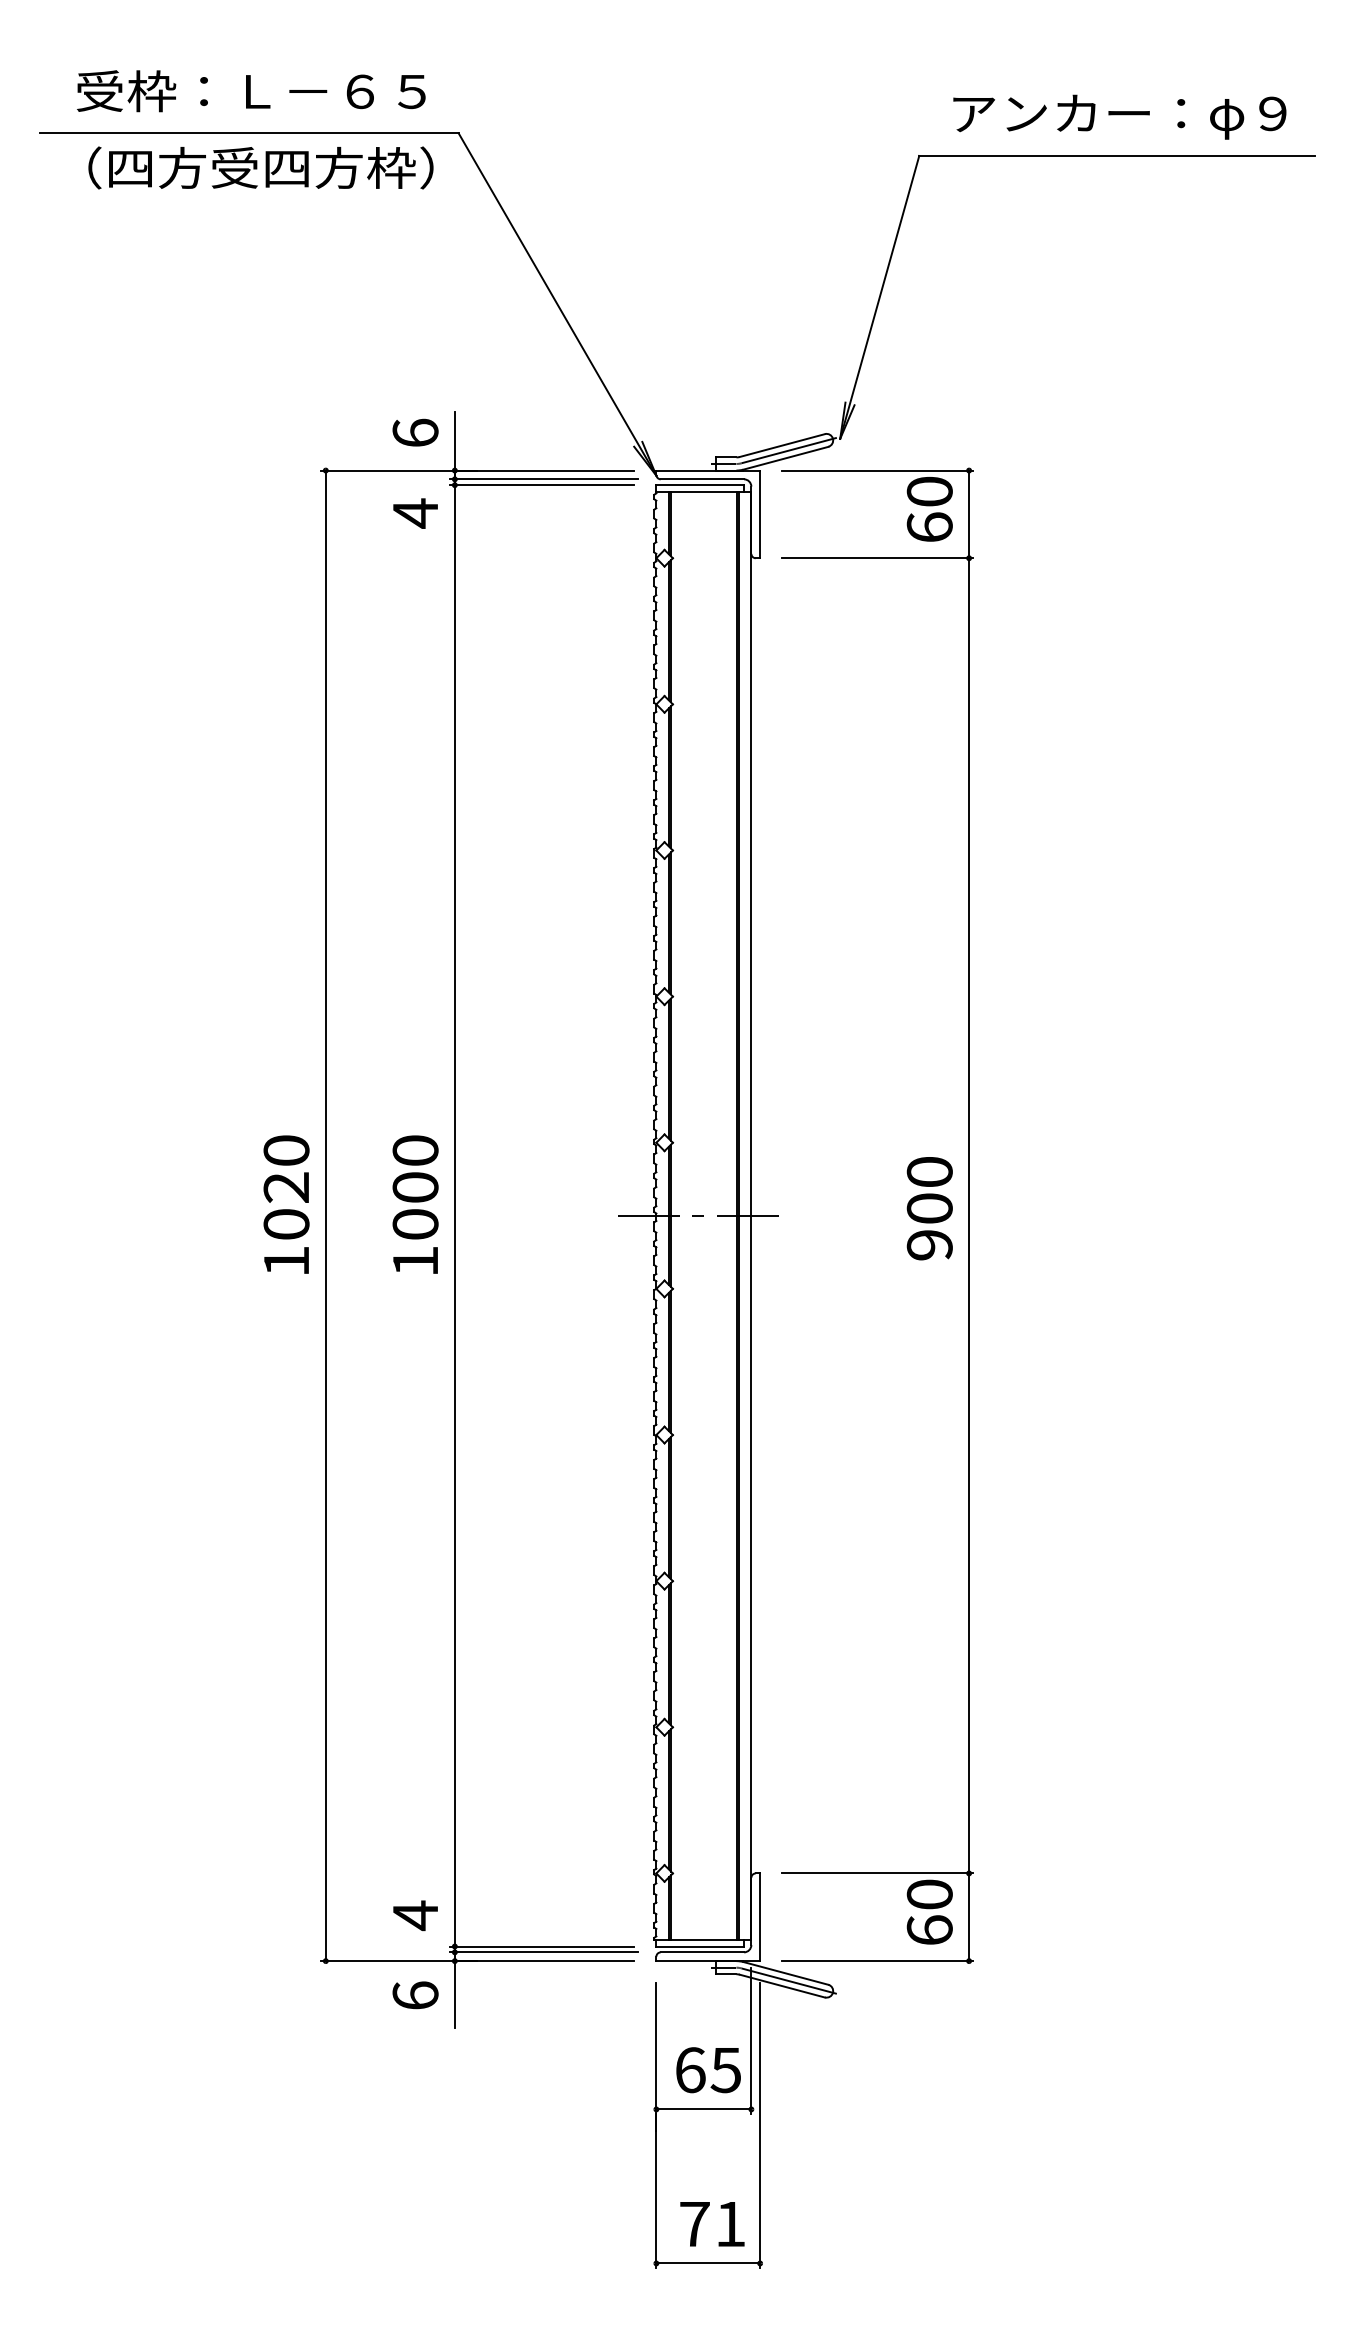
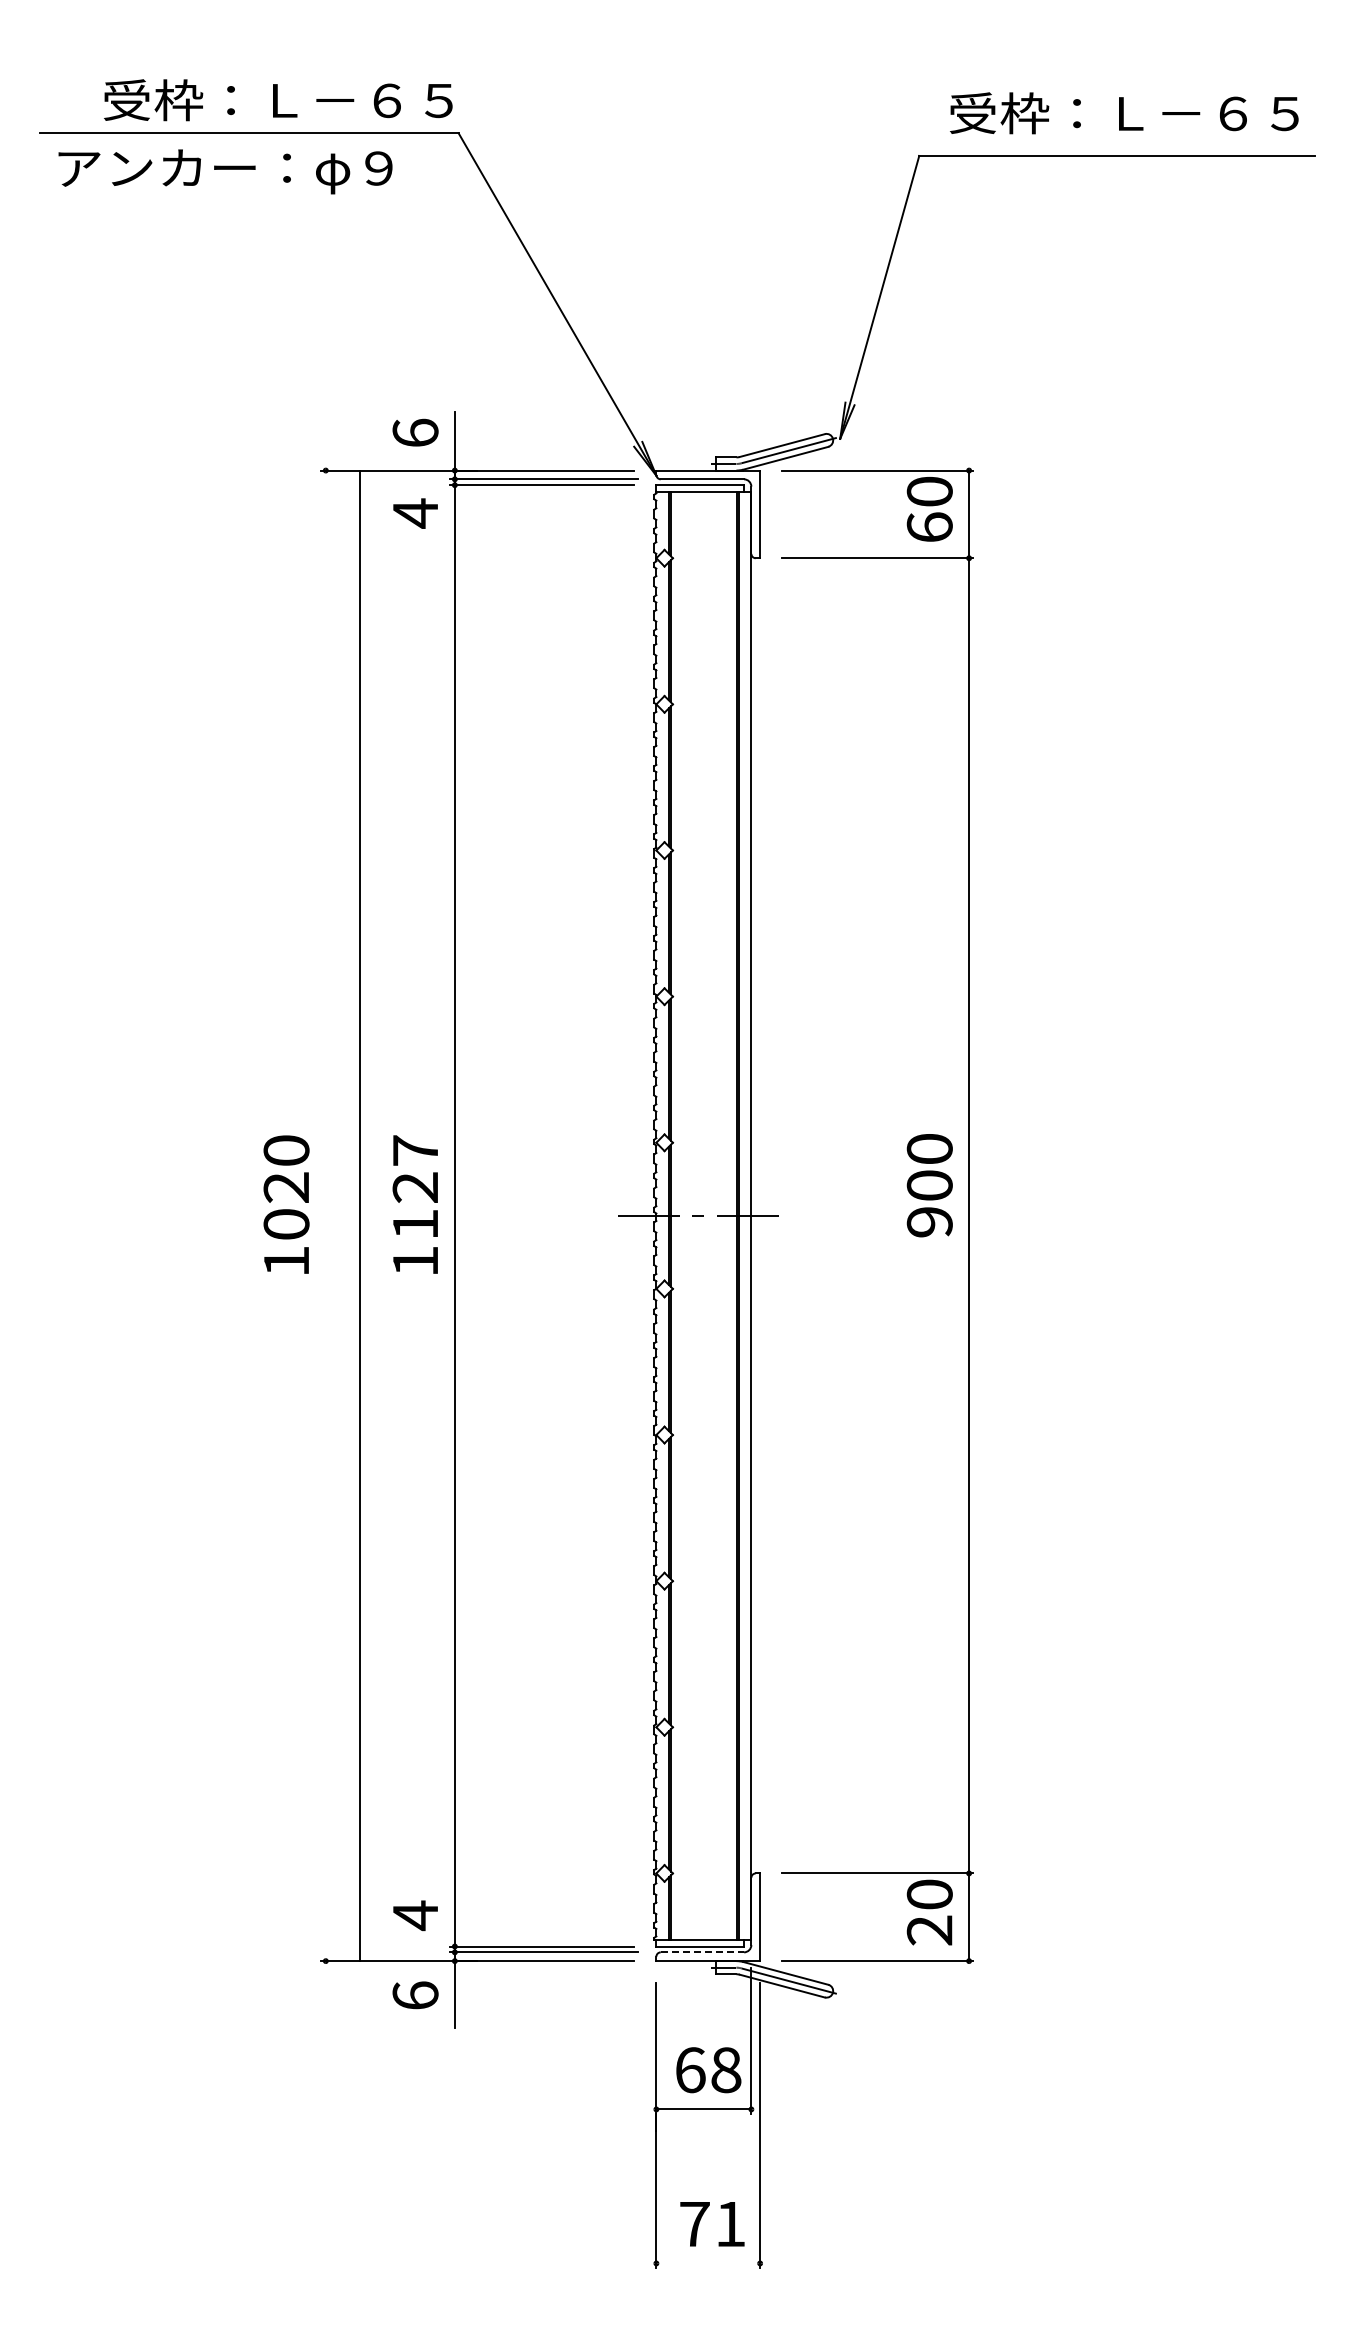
text position: (251, 91) -> (278, 100) (278, 100)
text: アンカー：φ９ -> 受枠：Ｌ－６５ (1124, 115)
text: （四方受四方枠） -> アンカー：φ９ (245, 170)
text: 1000 -> 1127 (415, 1187)
text position: (929, 1208) -> (929, 1185) (929, 1185)
line position: (325, 1215) -> (359, 1215) (359, 1215)
text: 60 -> 20 (929, 1930)
line: solid -> dashed (702, 1952)
text: 65 -> 68 (725, 2070)
line: present -> none (708, 2263)
